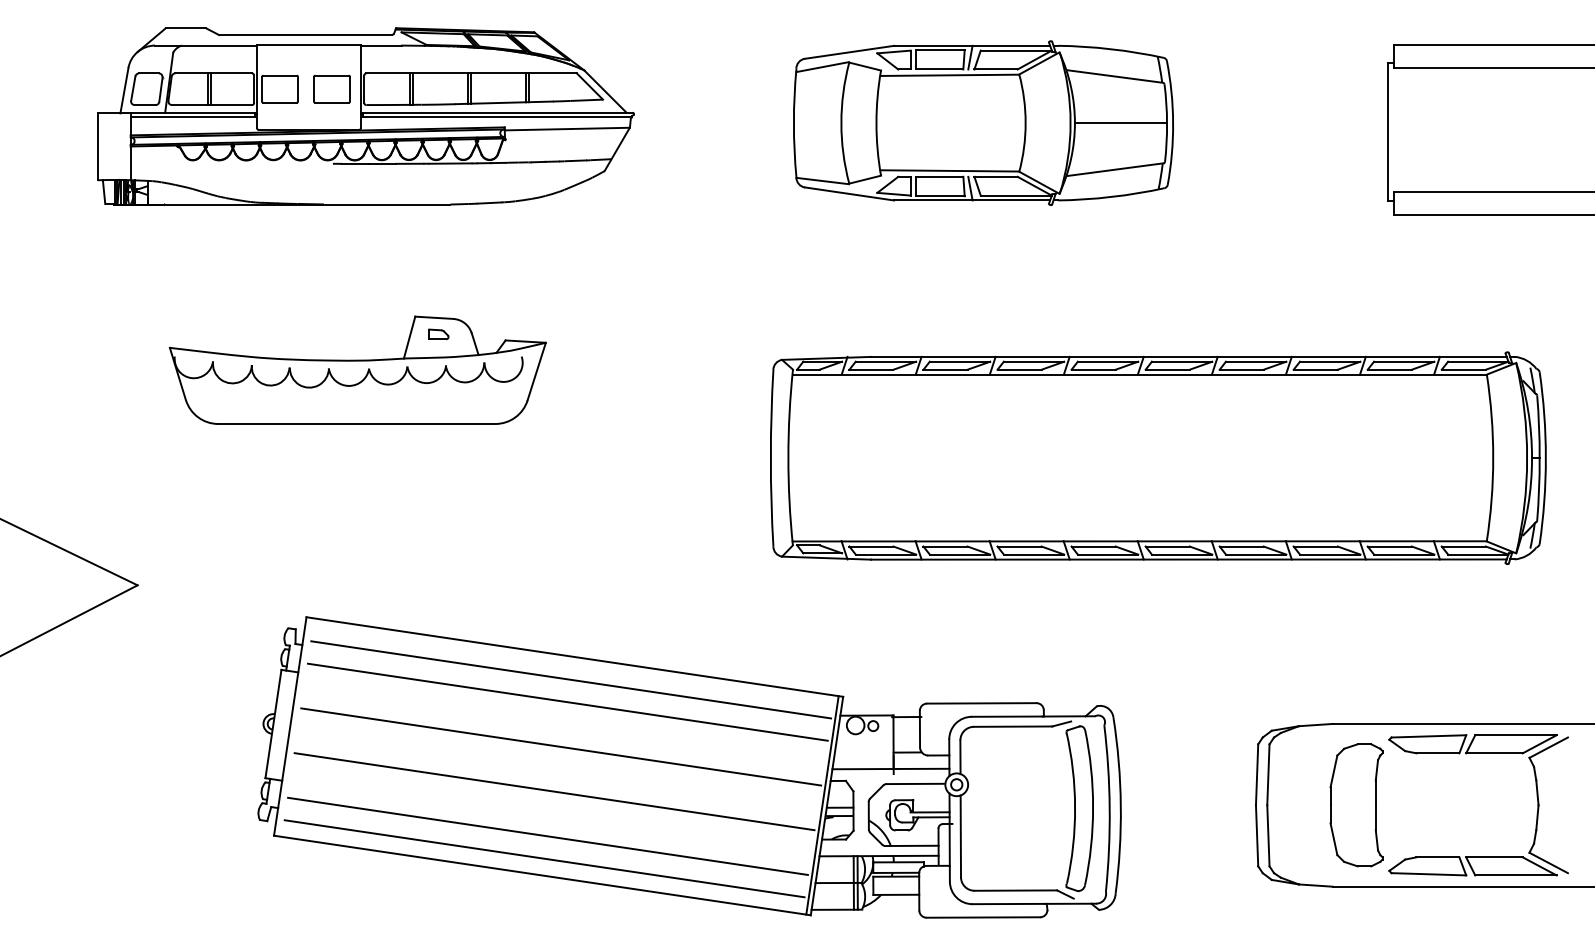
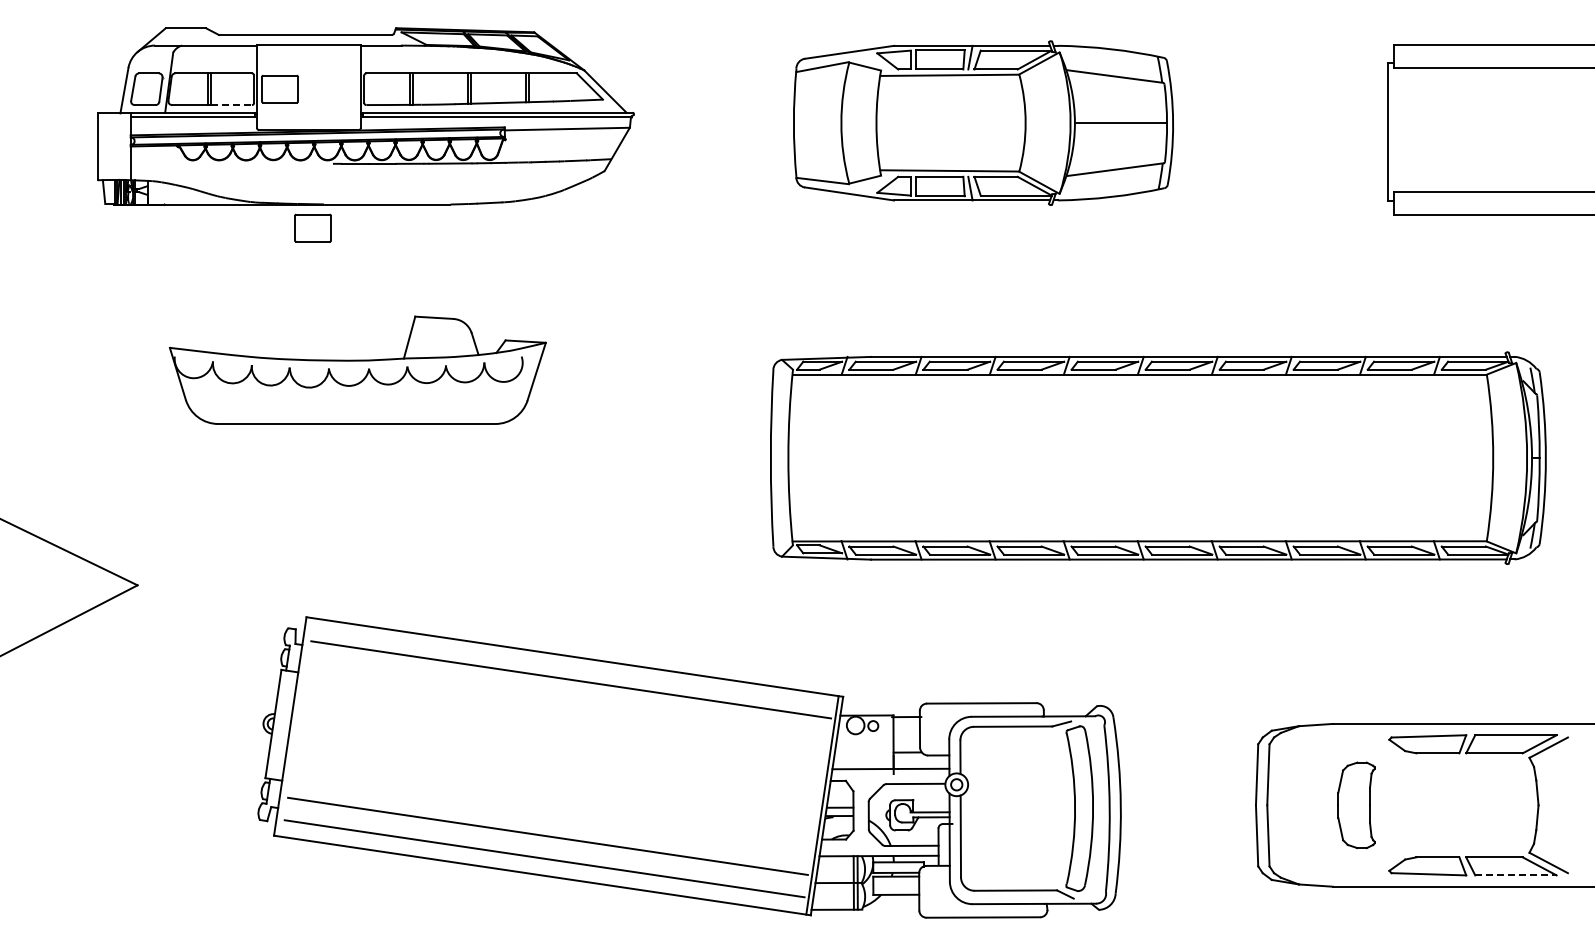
part position: (331, 88) -> (312, 227) (312, 227)
line: solid -> dashed (231, 105)
part: present -> none (438, 334)
line: present -> none (567, 701)
line: present -> none (561, 746)
line: present -> none (554, 791)
part size: 55x125 px -> 39x89 px (1356, 805)
line: solid -> dashed (1515, 875)
